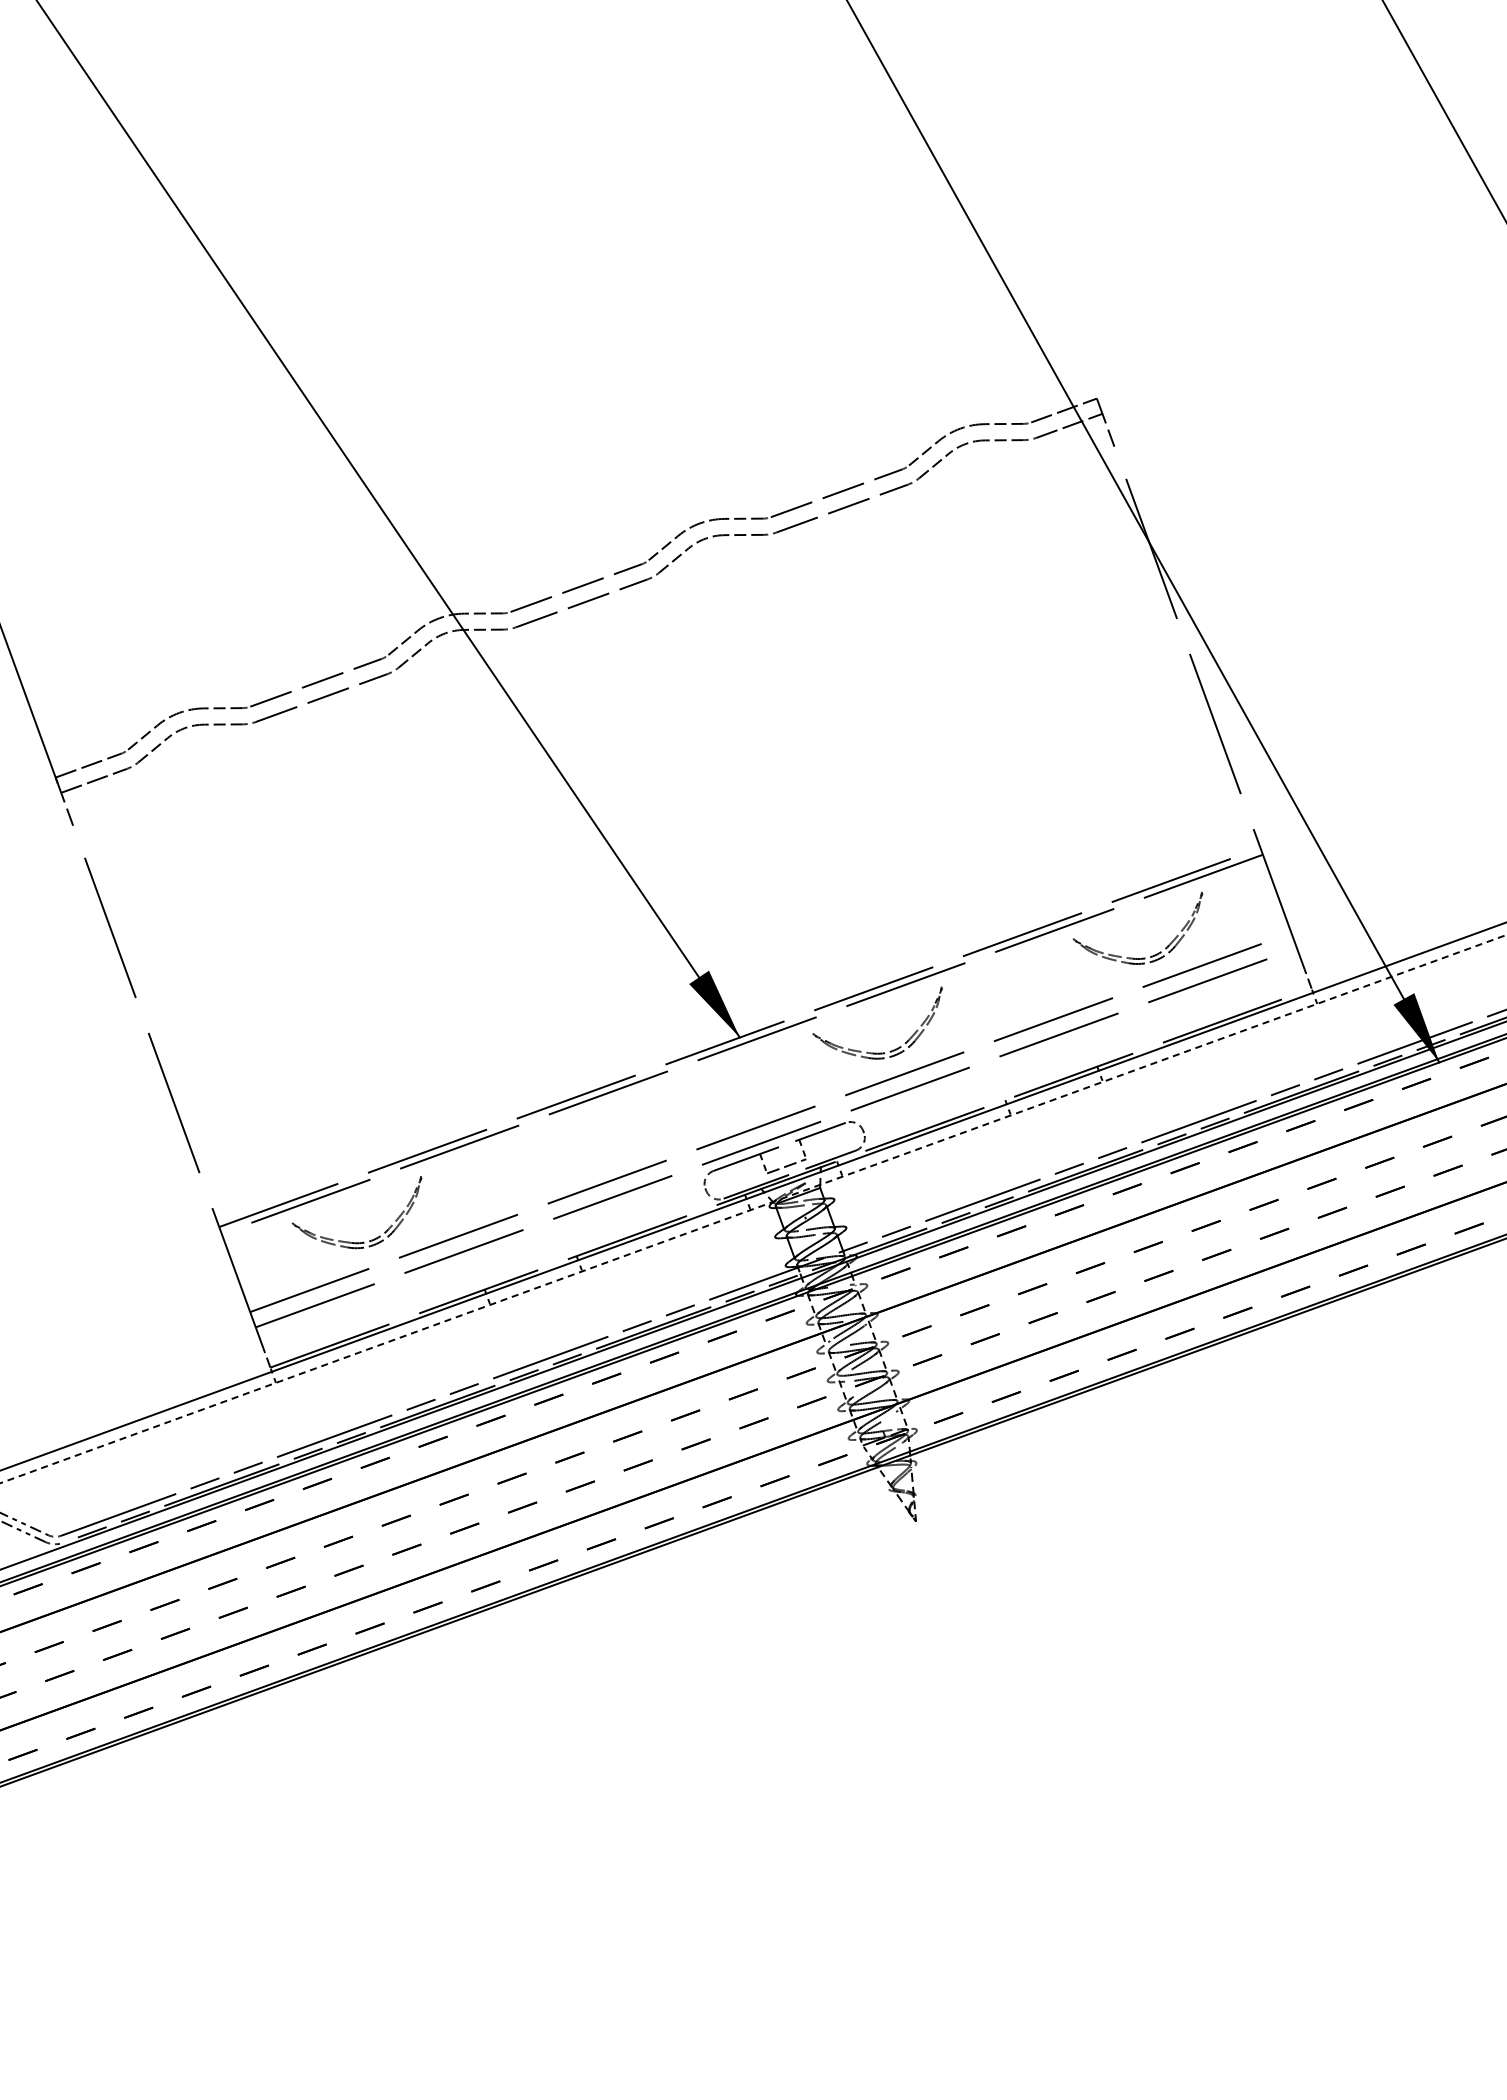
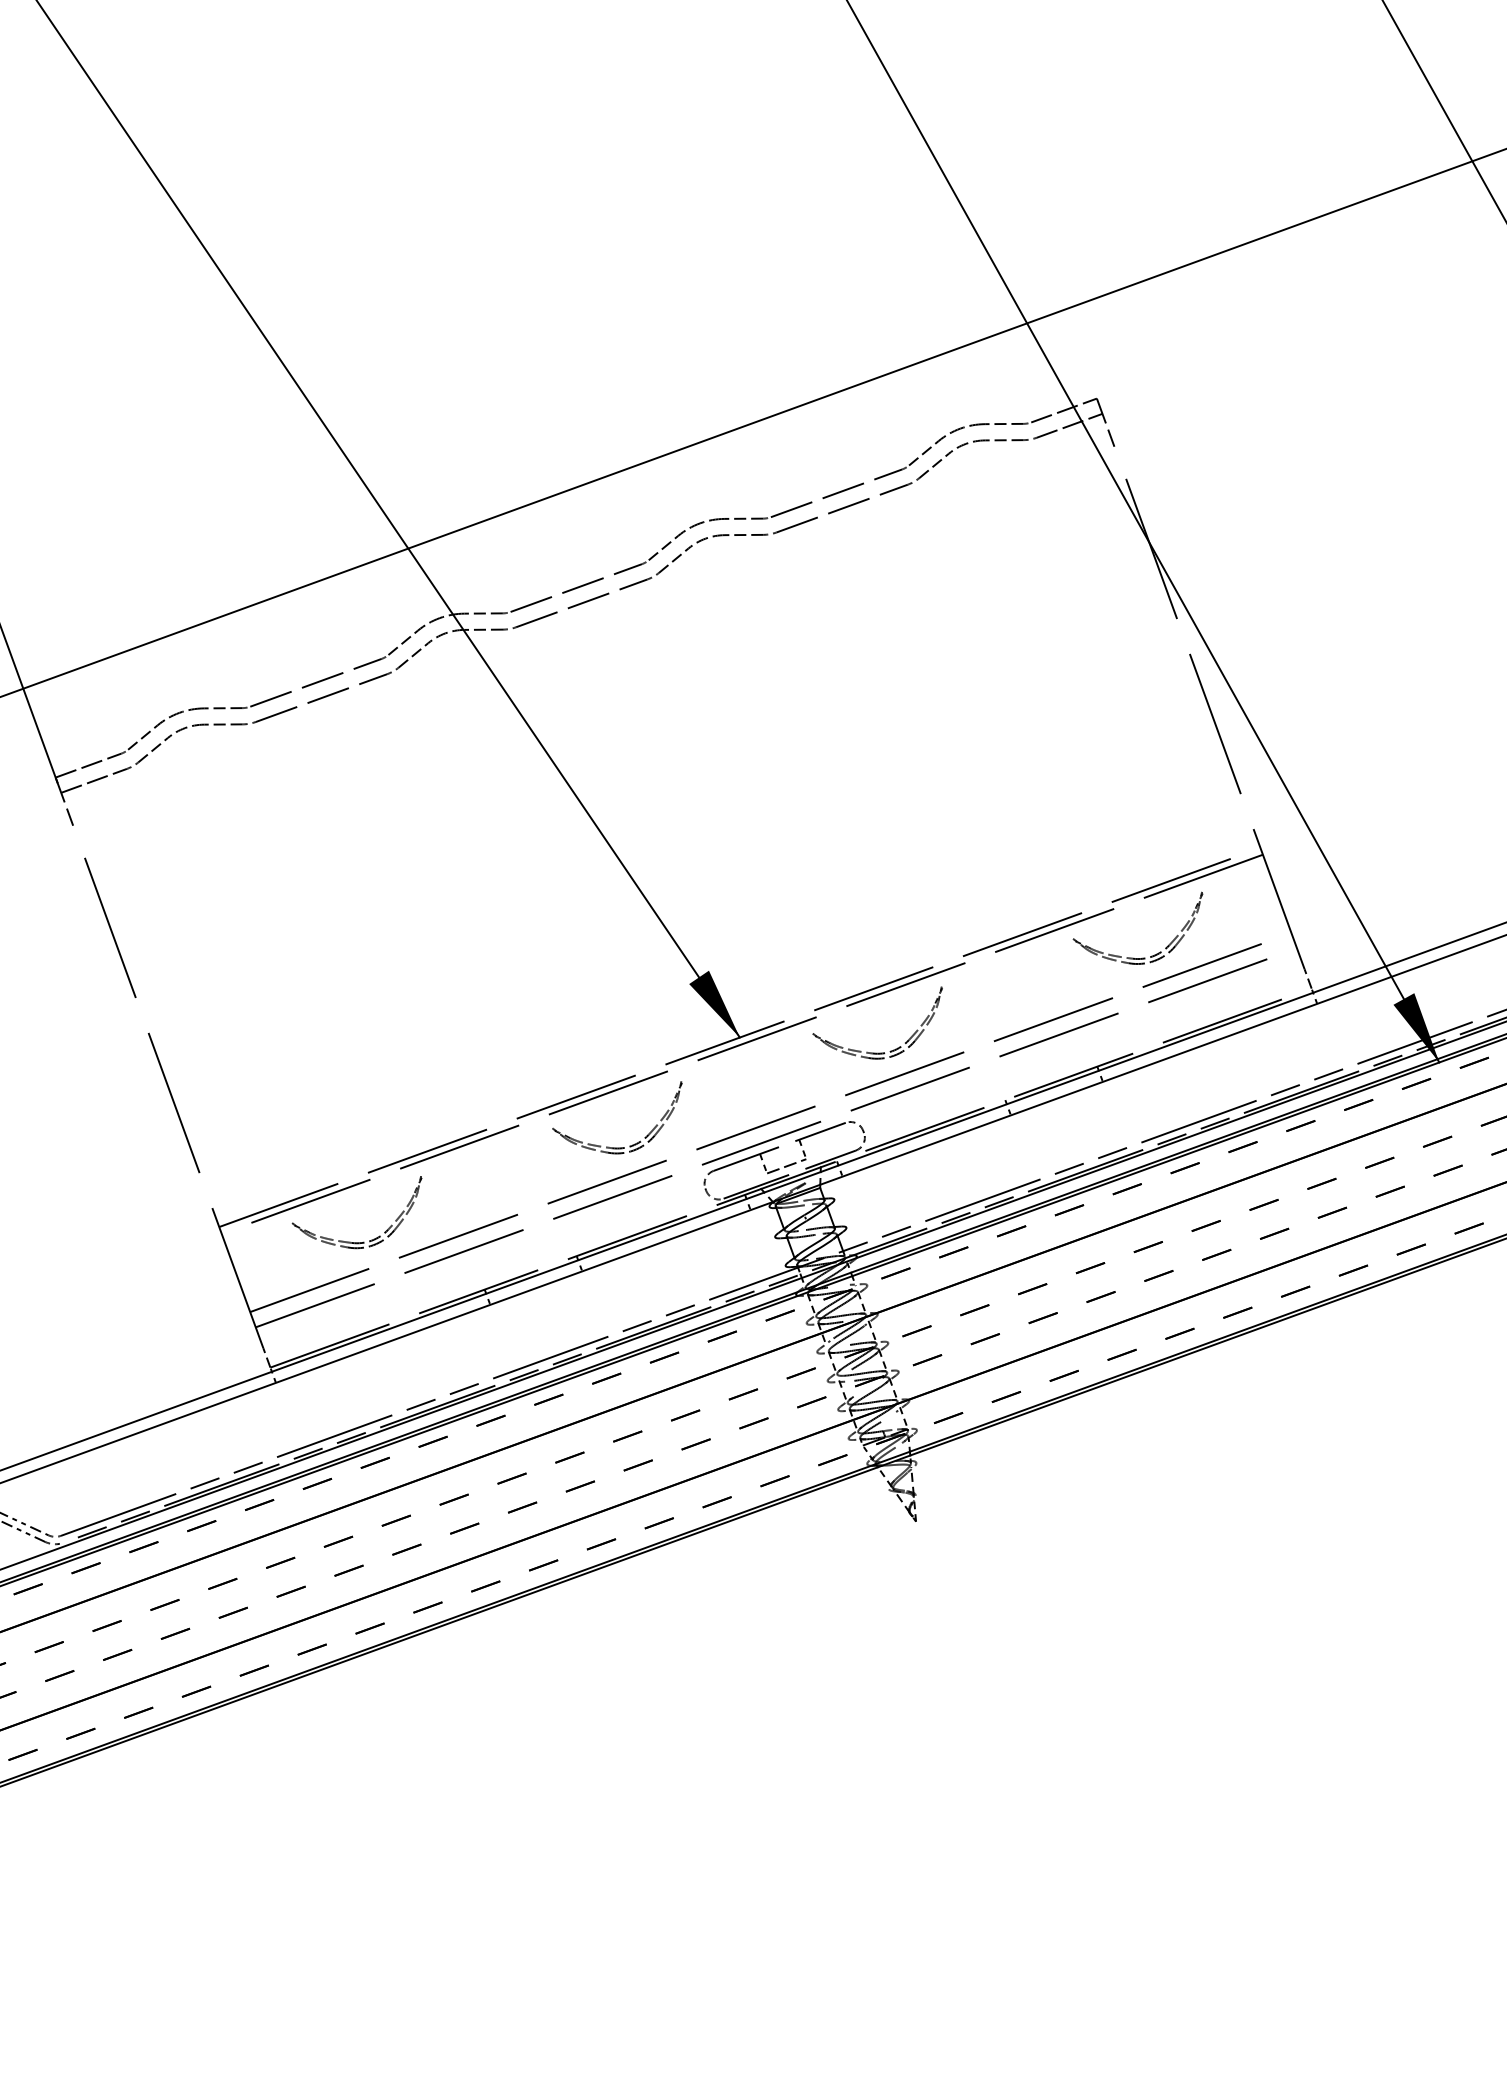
line: none -> present (752, 422)
part: none -> present (617, 1147)
line: dashed -> solid (753, 1209)
